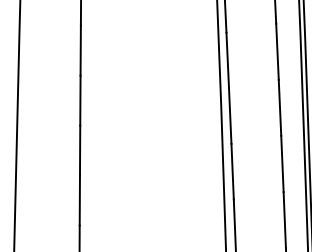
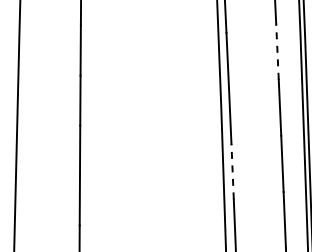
line: solid -> dashed (277, 51)
line: solid -> dashed (232, 171)
